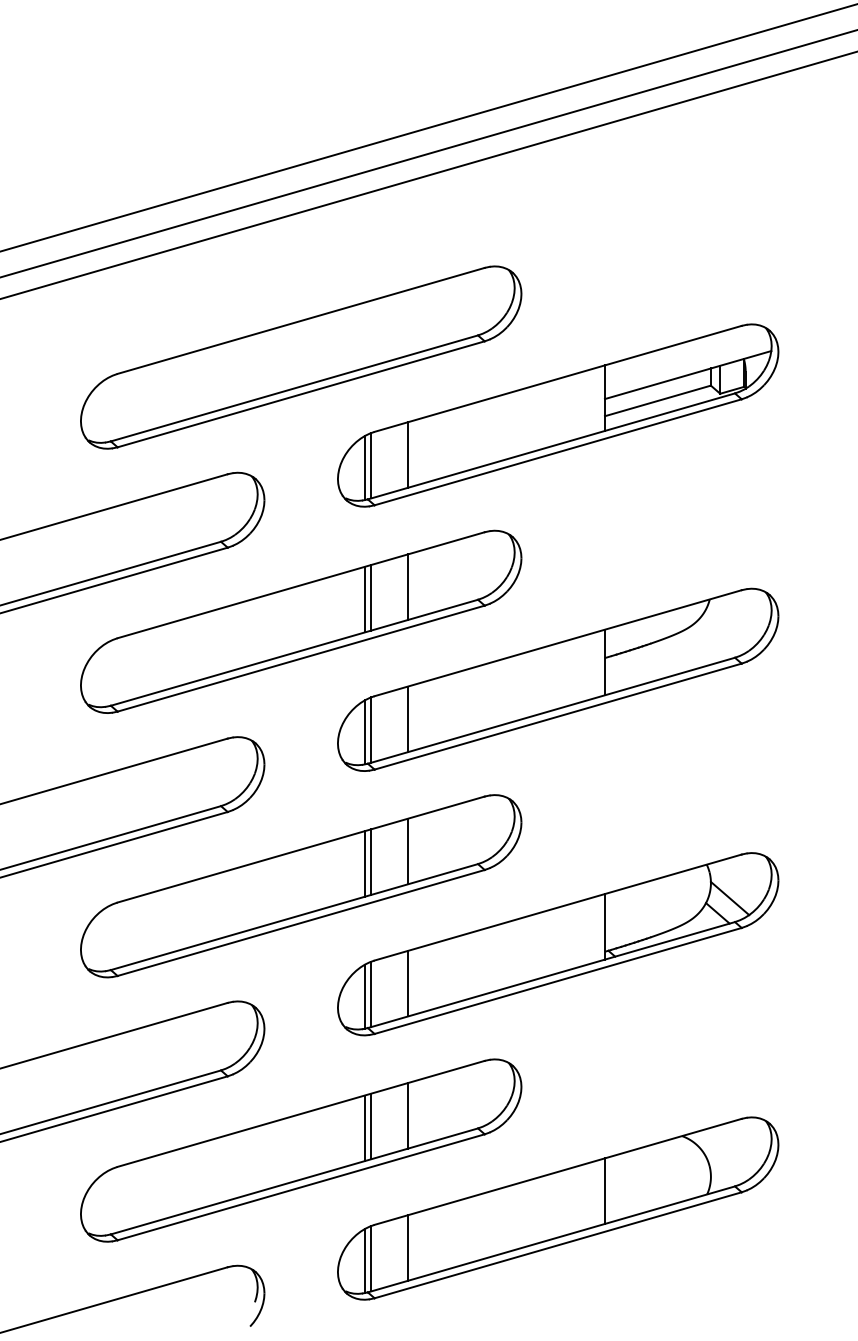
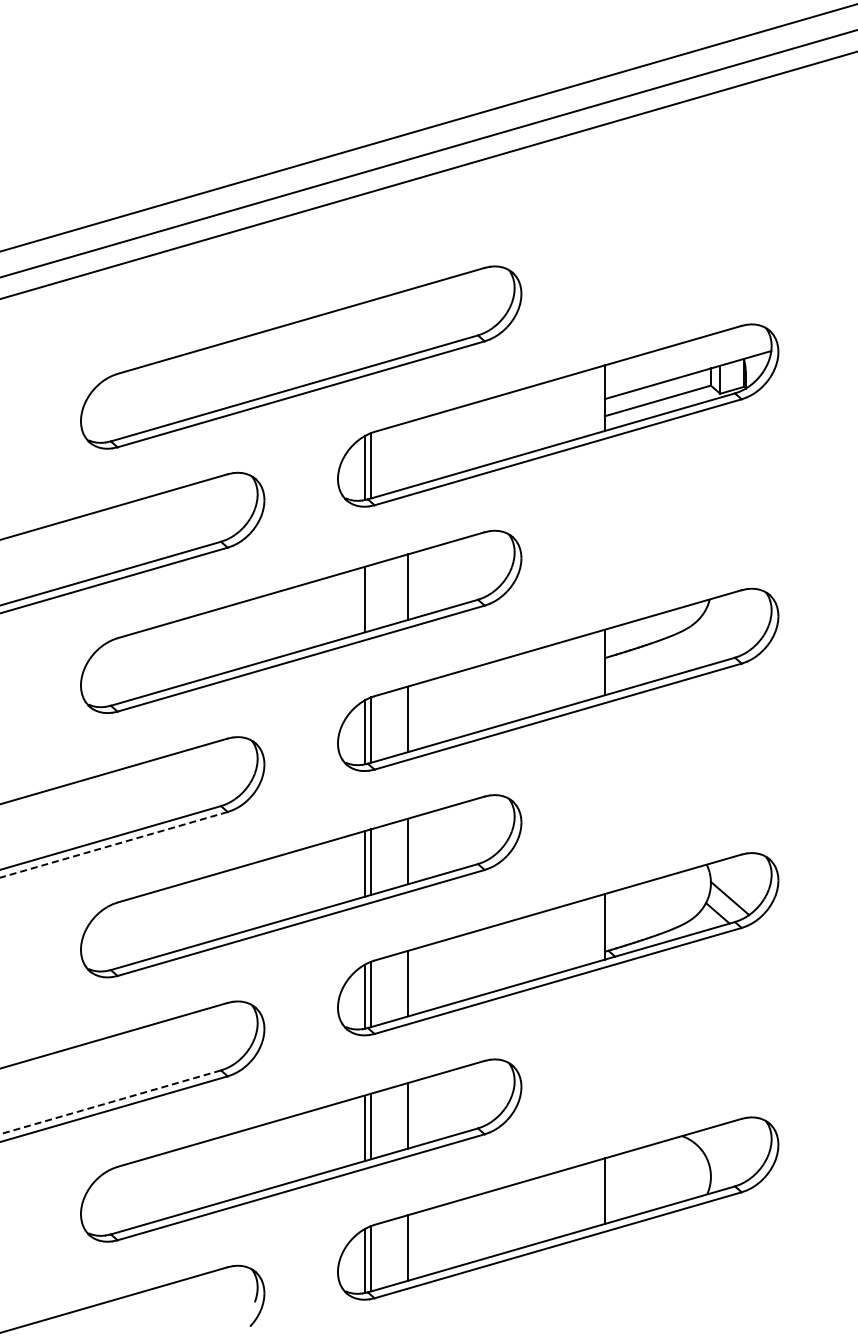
line: present -> none (408, 454)
line: present -> none (371, 597)
line: solid -> dashed (113, 844)
line: solid -> dashed (110, 1102)
